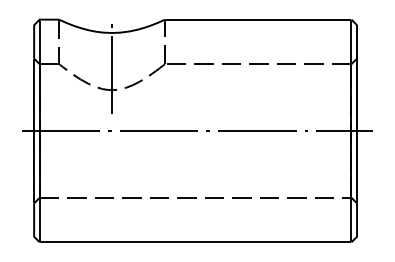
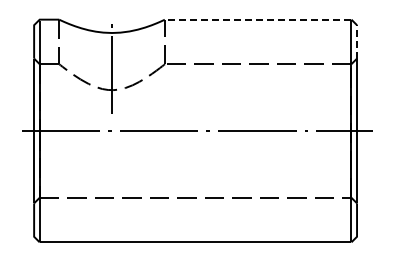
line: solid -> dashed (257, 19)
line: solid -> dashed (357, 41)
